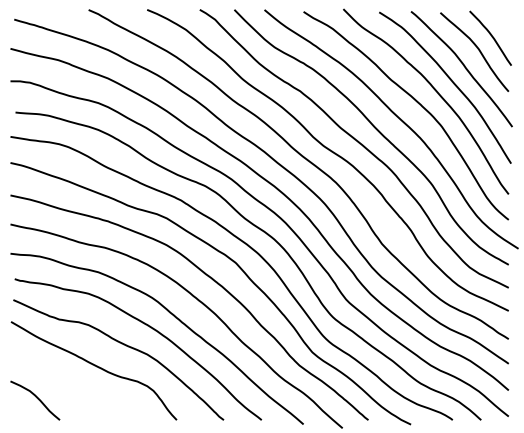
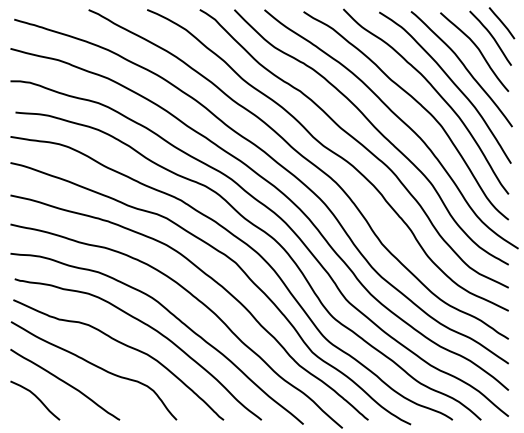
line: none -> present (501, 23)
curve: none -> present (65, 383)
